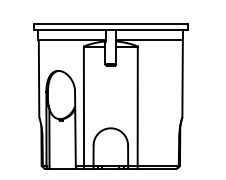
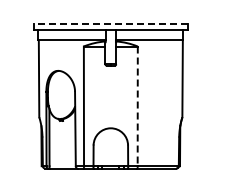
line: solid -> dashed (110, 24)
line: solid -> dashed (137, 106)
